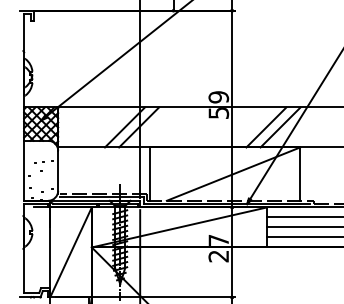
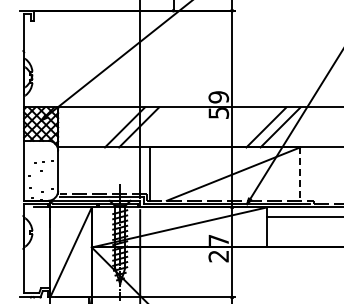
line: solid -> dashed (300, 174)
line: present -> none (303, 227)
line: present -> none (303, 237)
